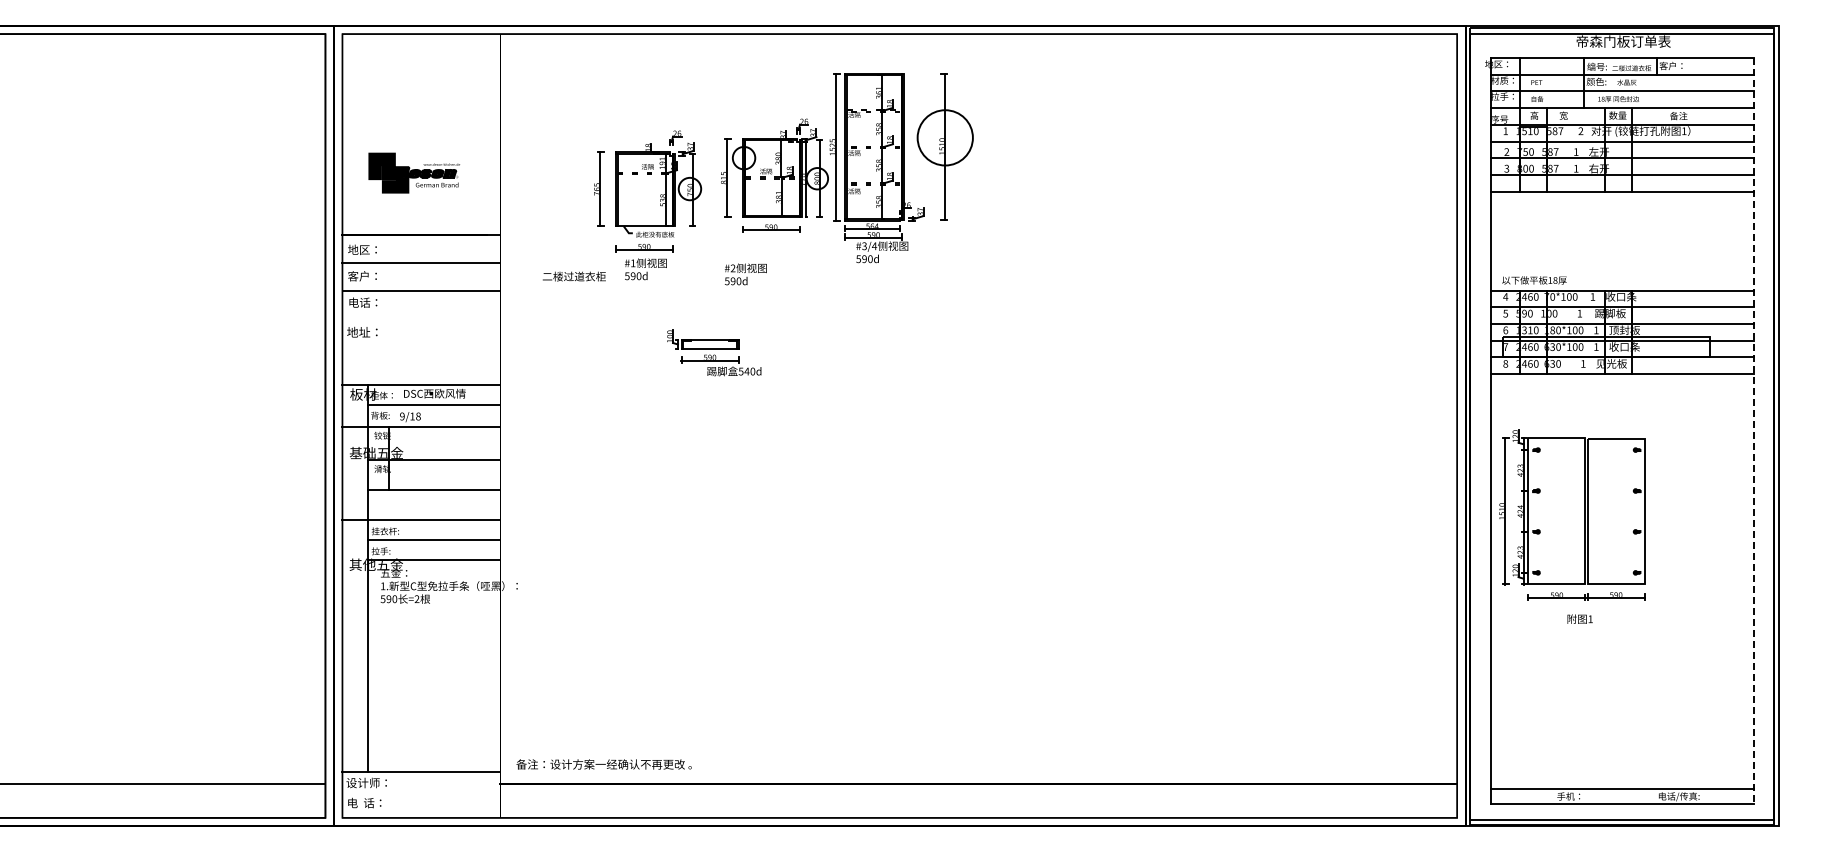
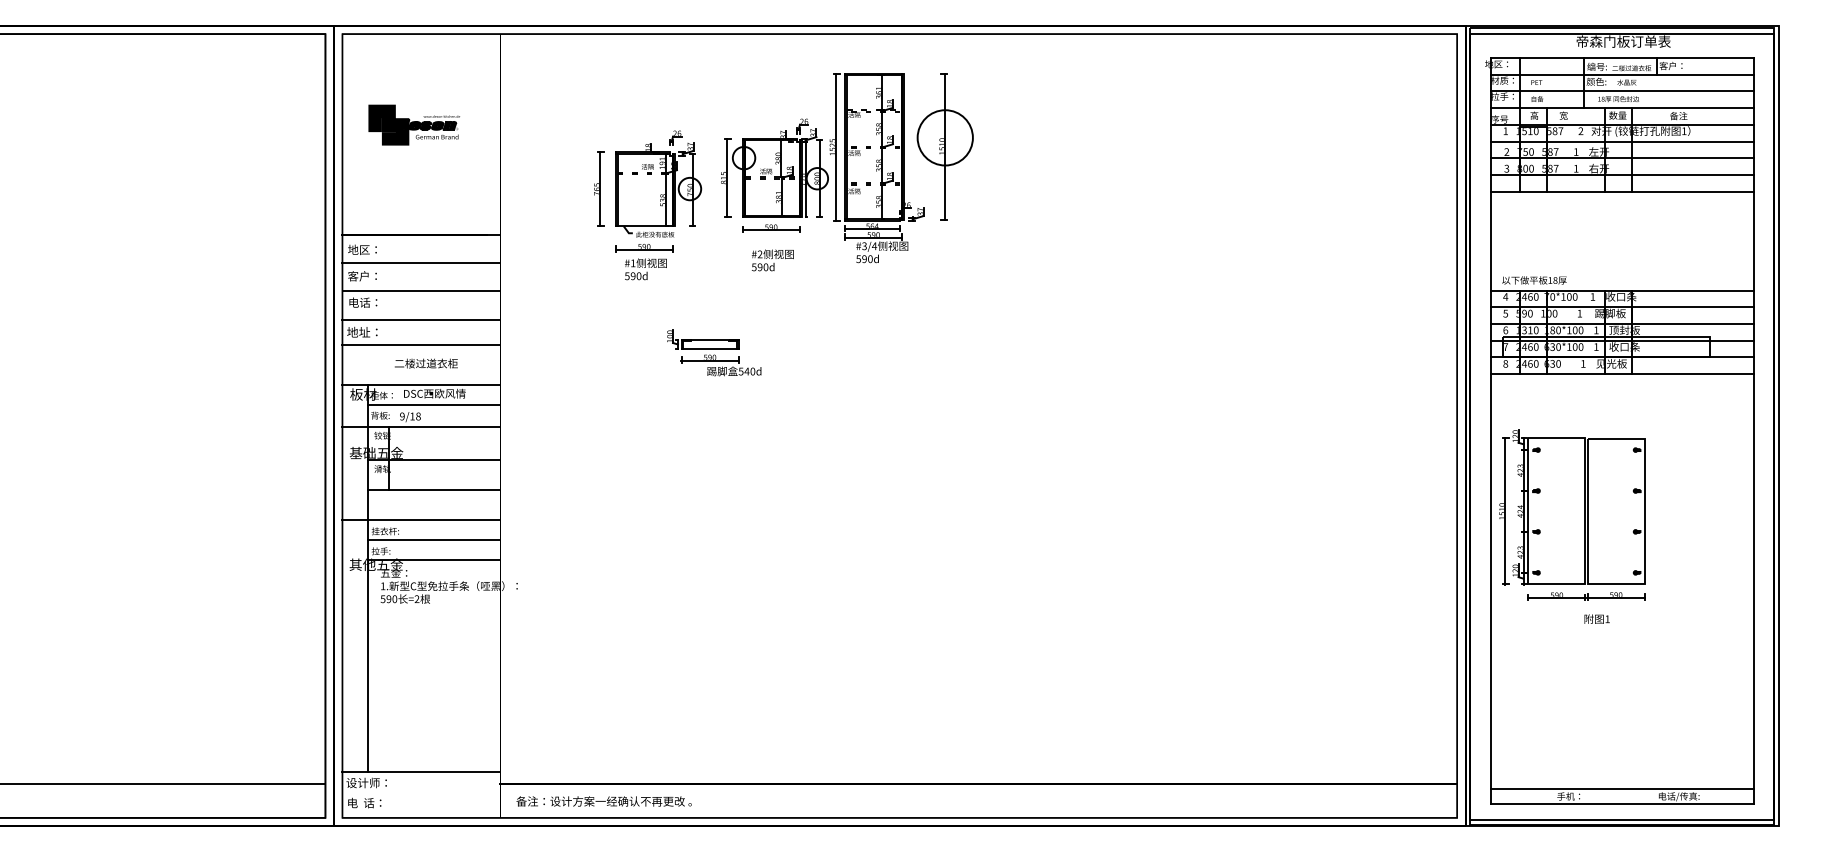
part position: (413, 172) -> (413, 124) (413, 124)
text position: (745, 274) -> (772, 260) (772, 260)
text position: (574, 276) -> (426, 363) (426, 363)
line: none -> present (421, 320)
line: none -> present (421, 344)
line: dashed -> solid (1754, 430)
text position: (1579, 618) -> (1596, 618) (1596, 618)
text position: (603, 764) -> (603, 801) (603, 801)
